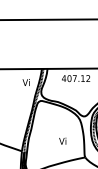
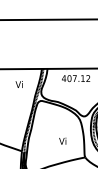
text position: (25, 82) -> (18, 84) (18, 84)
